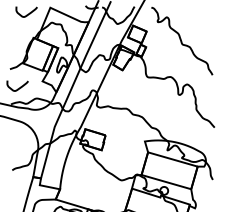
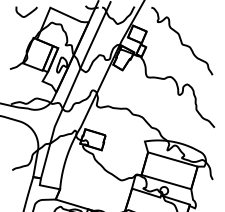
curve: present -> none (19, 87)
